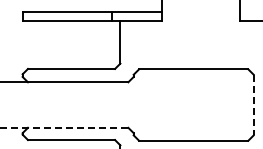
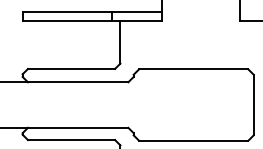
line: dashed -> solid (253, 105)
line: dashed -> solid (64, 127)
